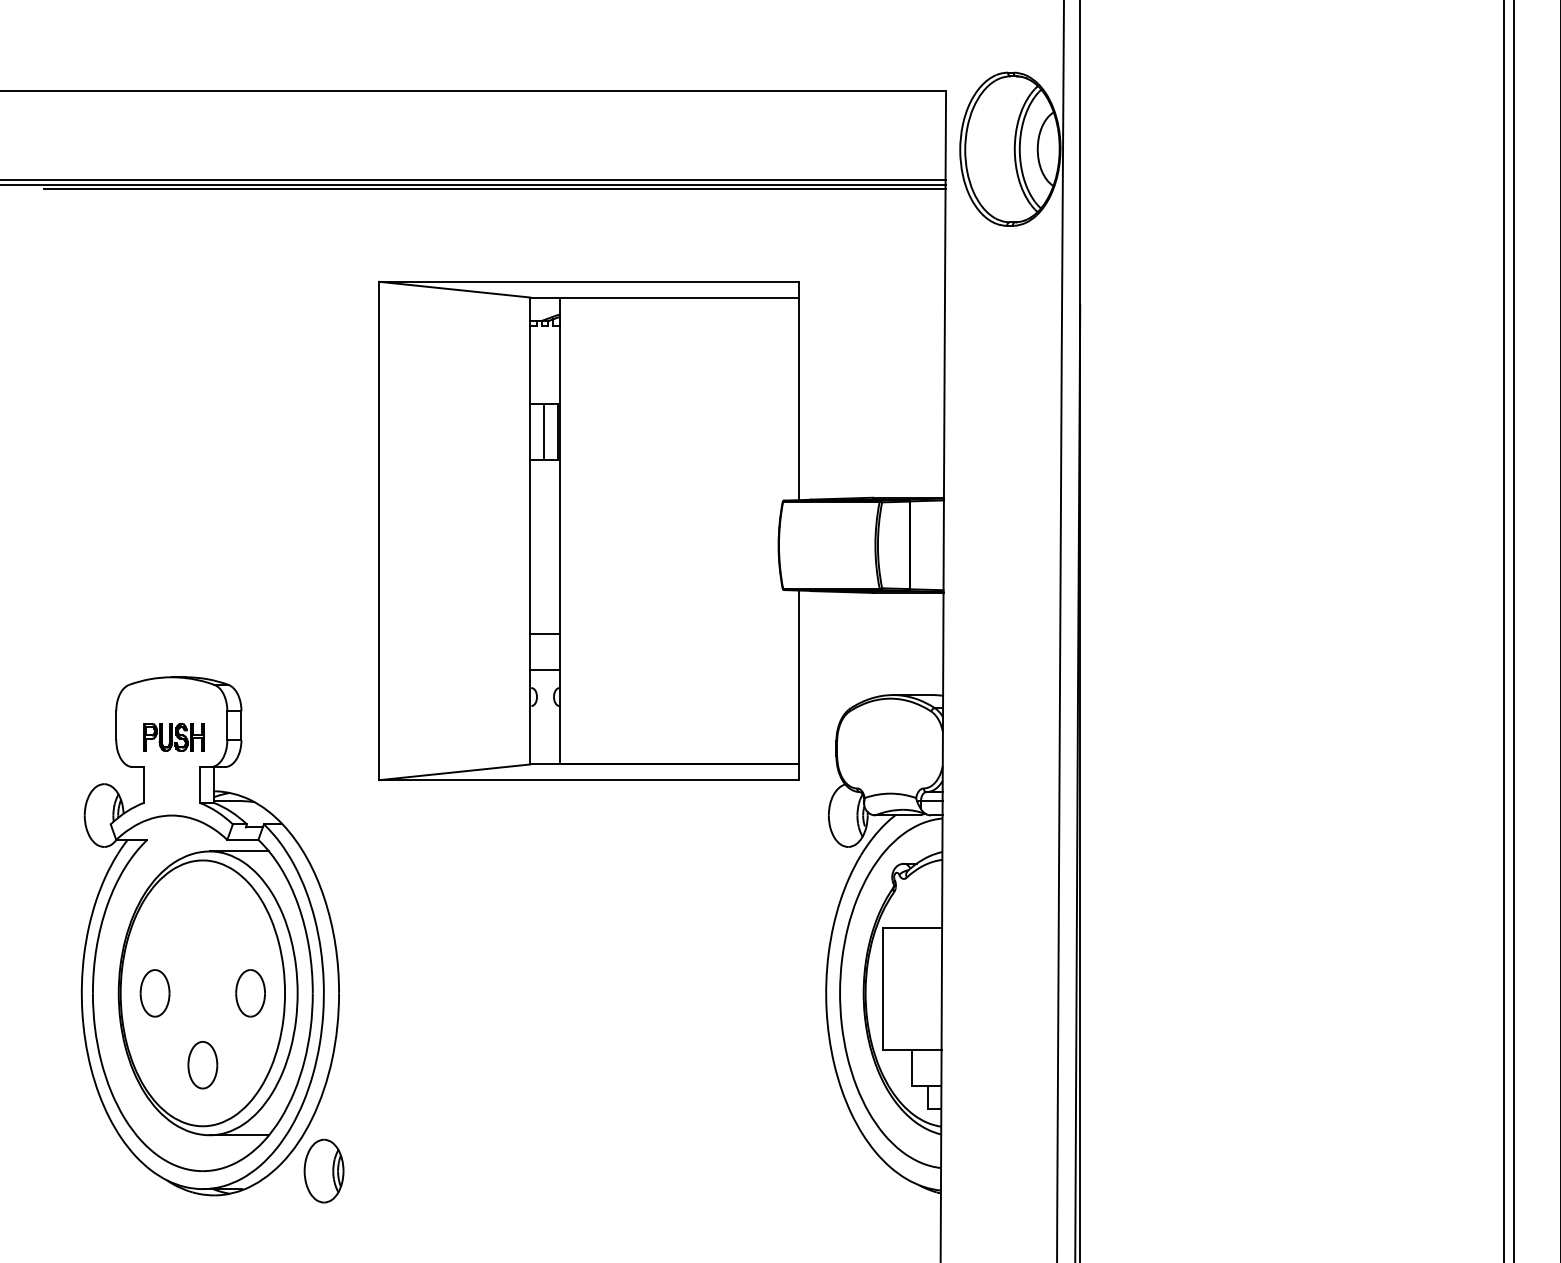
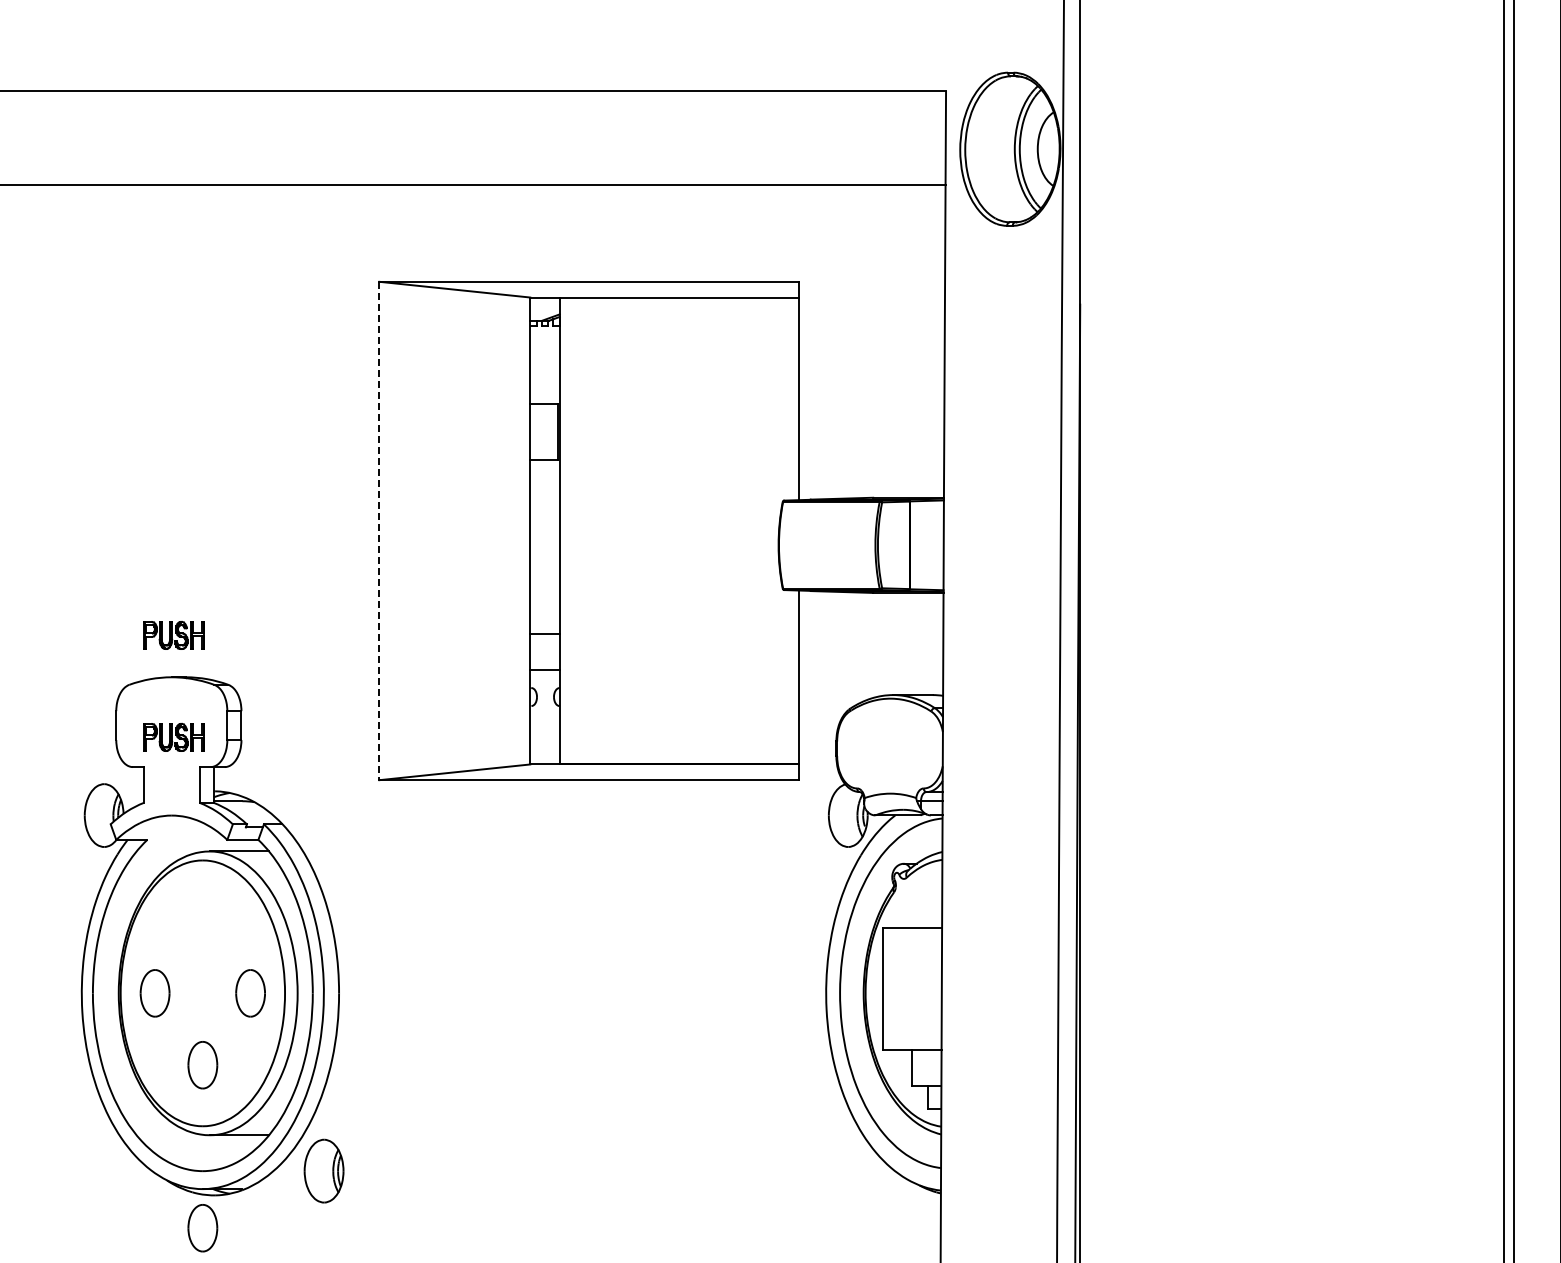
line: present -> none (473, 179)
line: present -> none (494, 188)
line: present -> none (544, 431)
line: solid -> dashed (379, 531)
part: none -> present (173, 635)
part: none -> present (202, 1228)
